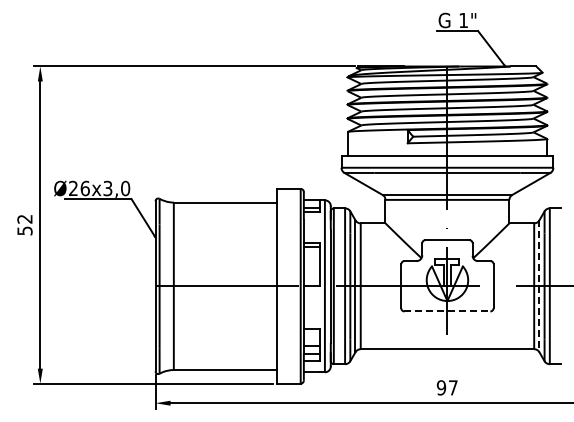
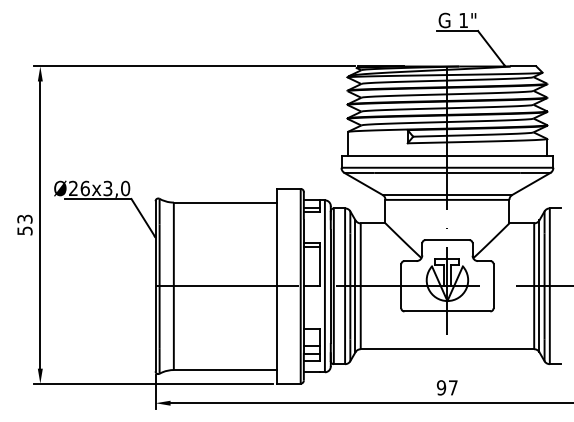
text: 52 -> 53 (24, 218)
line: dashed -> solid (539, 286)
line: dashed -> solid (447, 311)
